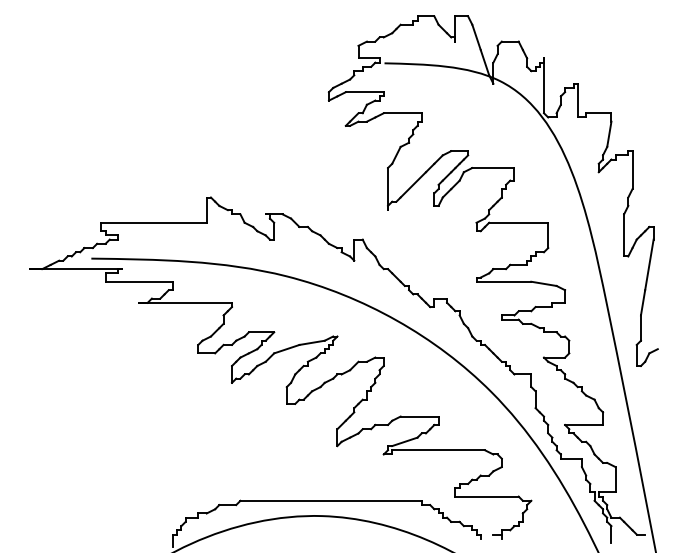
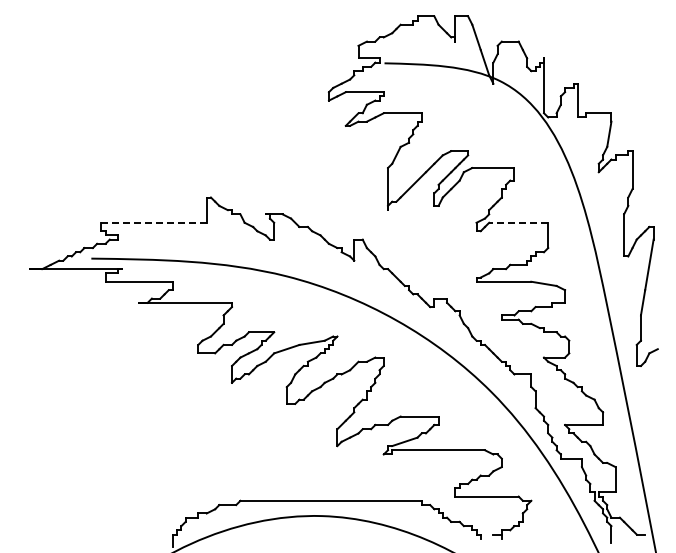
line: solid -> dashed (154, 222)
line: solid -> dashed (518, 222)
